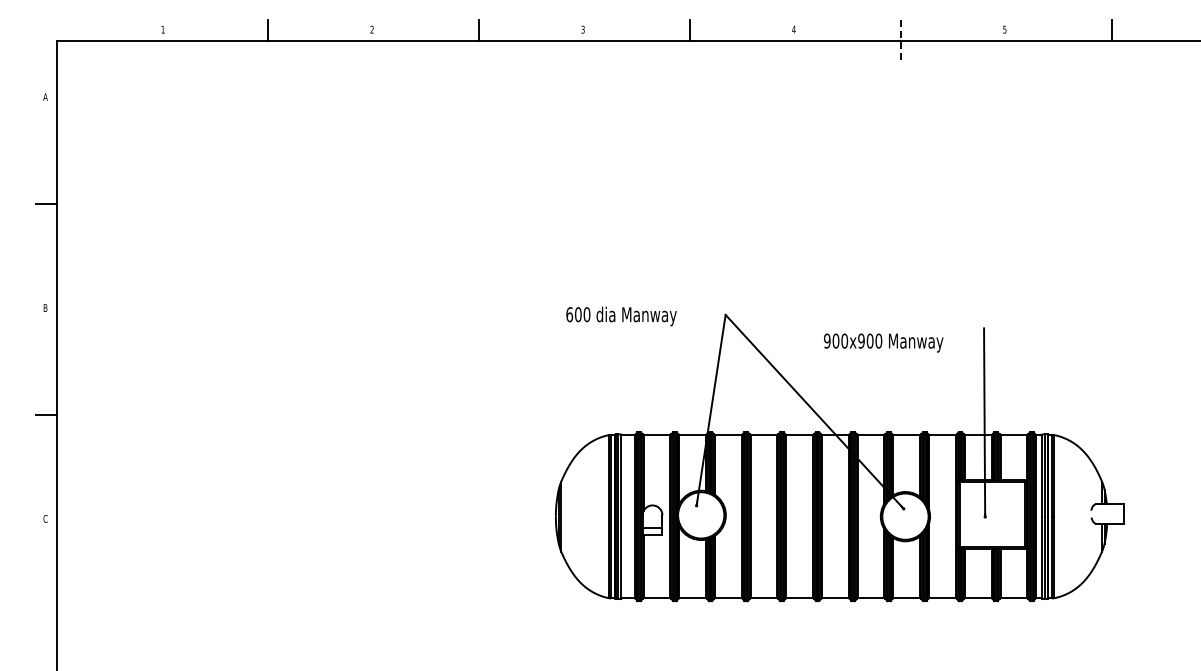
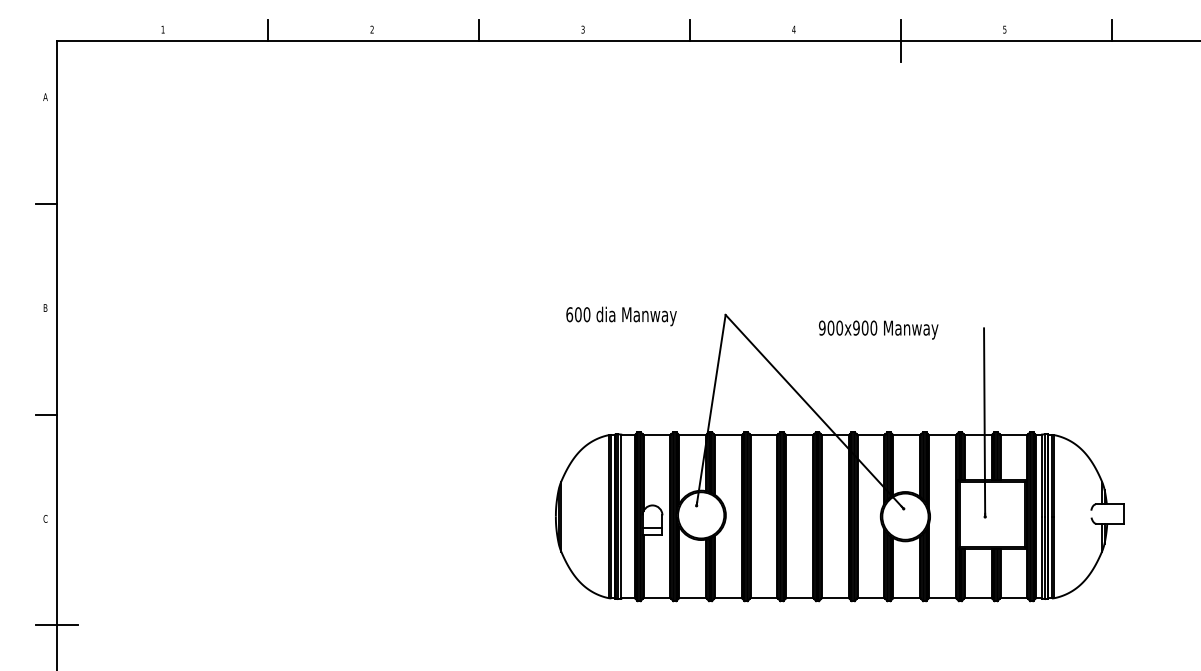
line: dashed -> solid (900, 41)
text position: (883, 342) -> (878, 329) (878, 329)
line: none -> present (57, 625)
